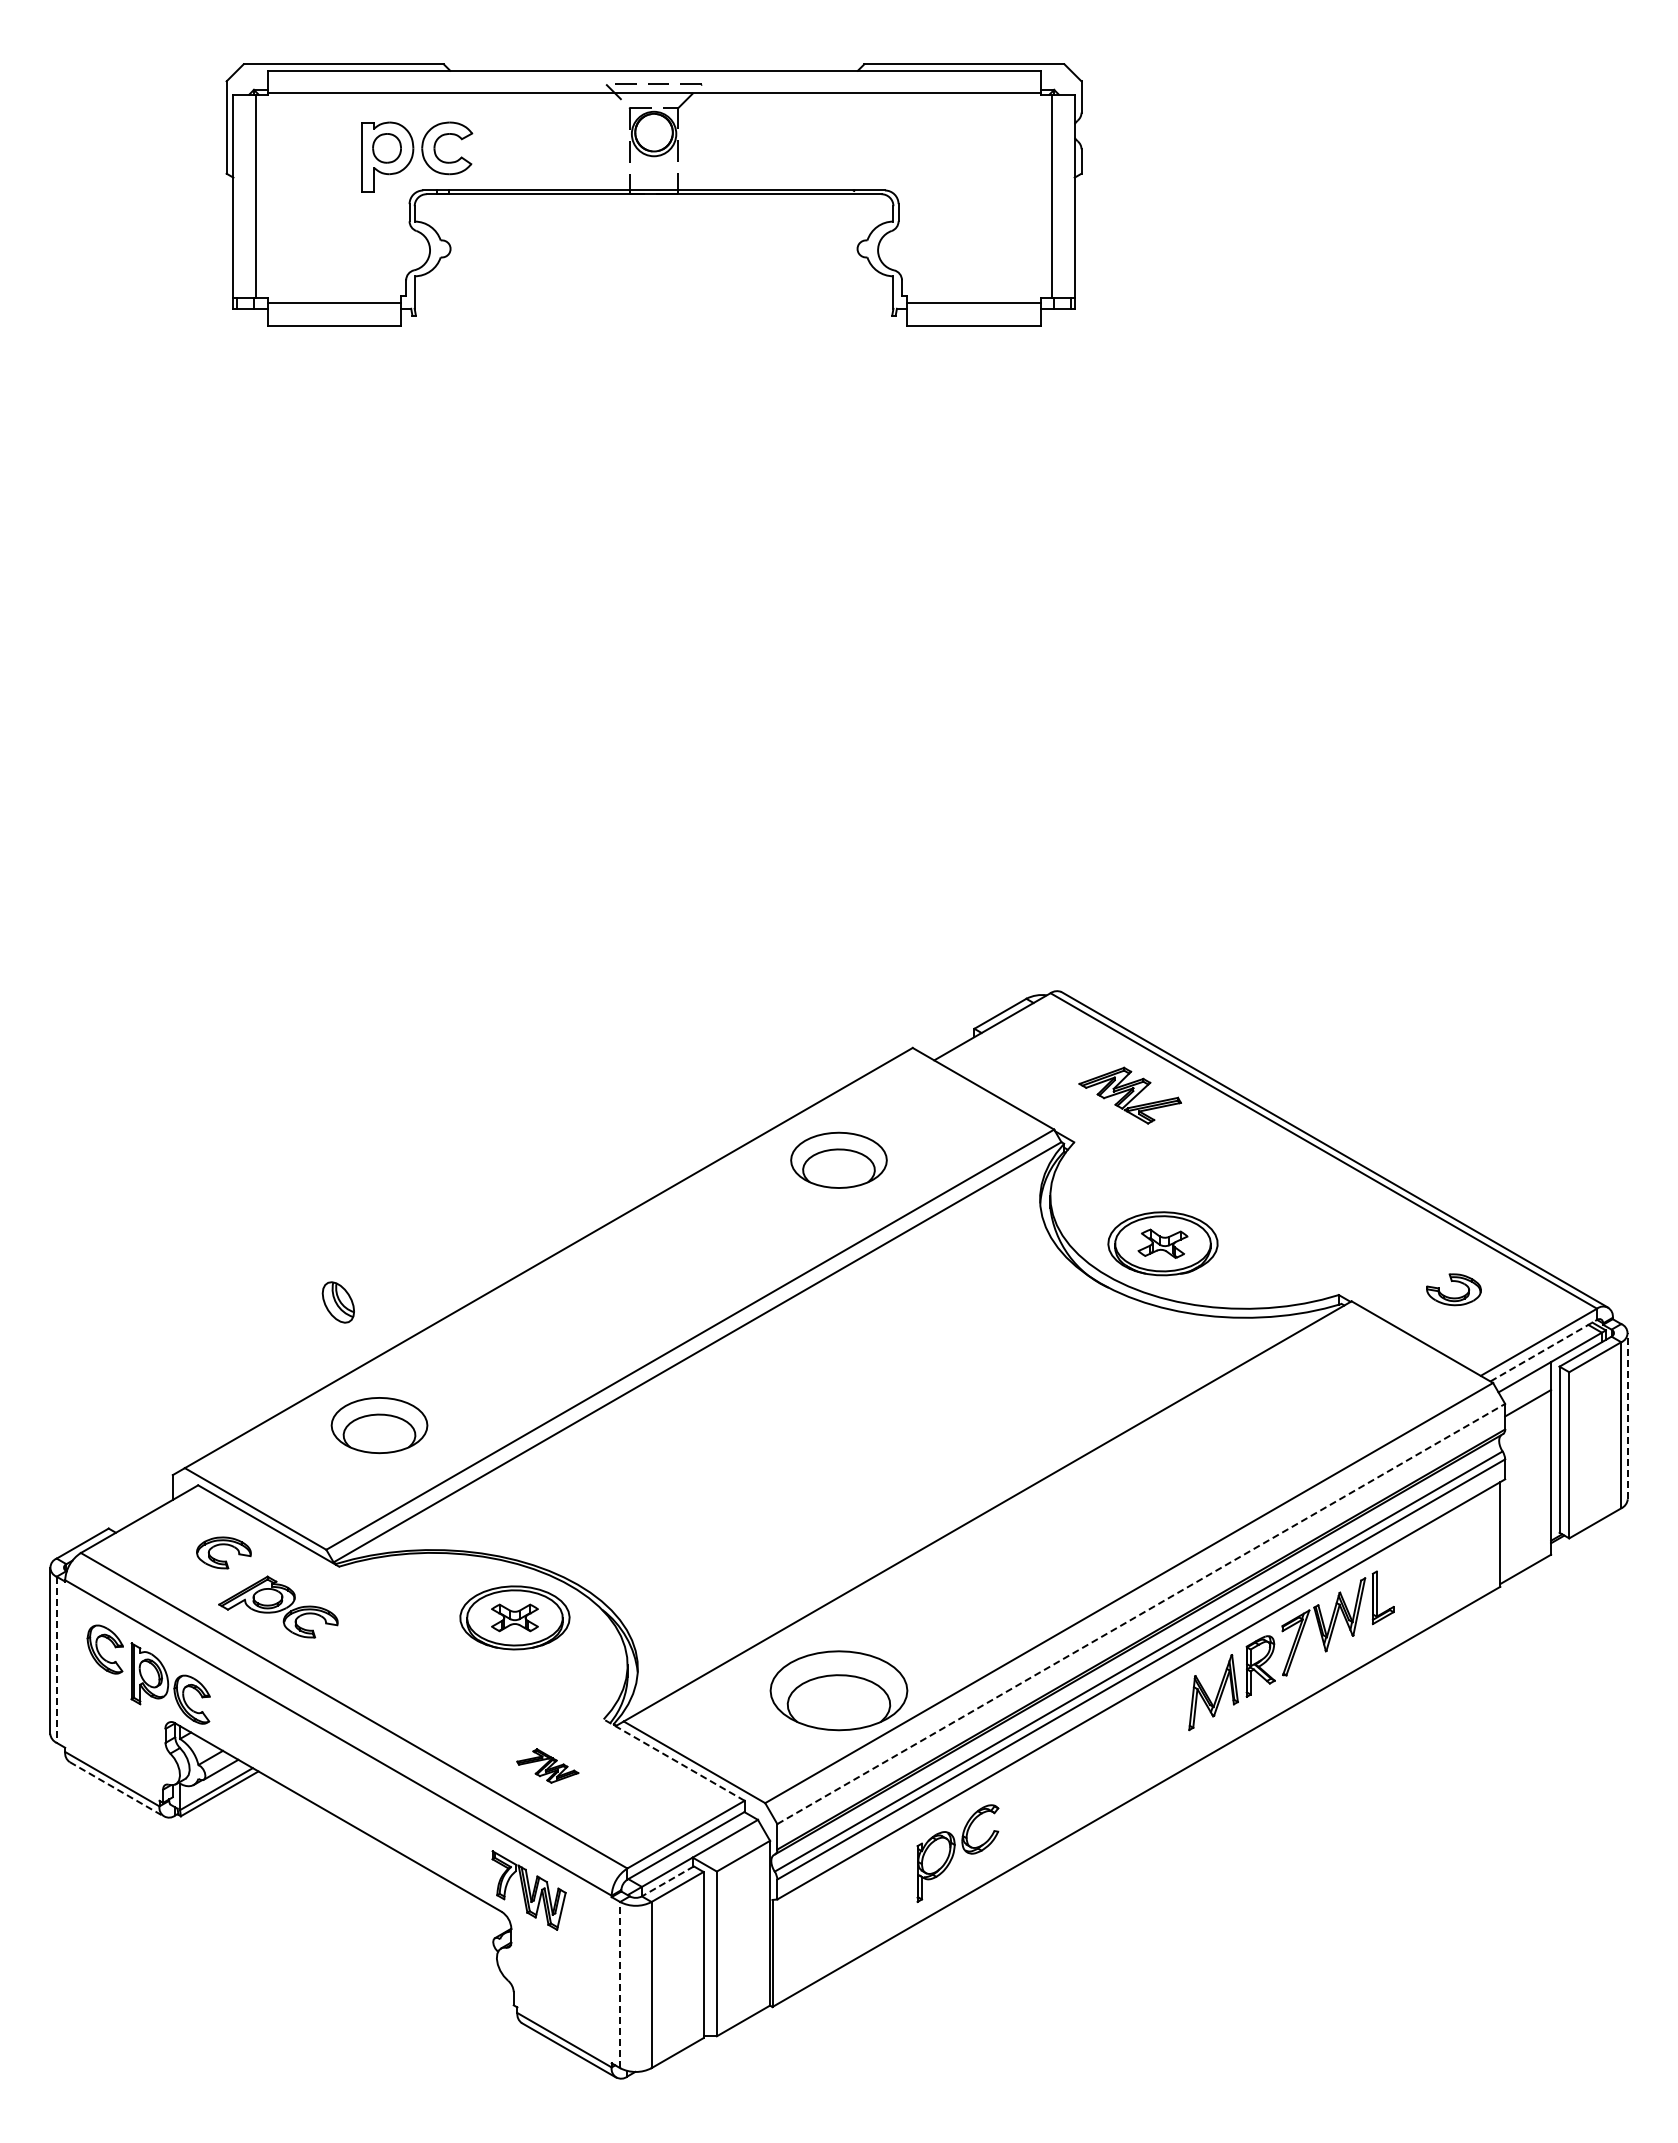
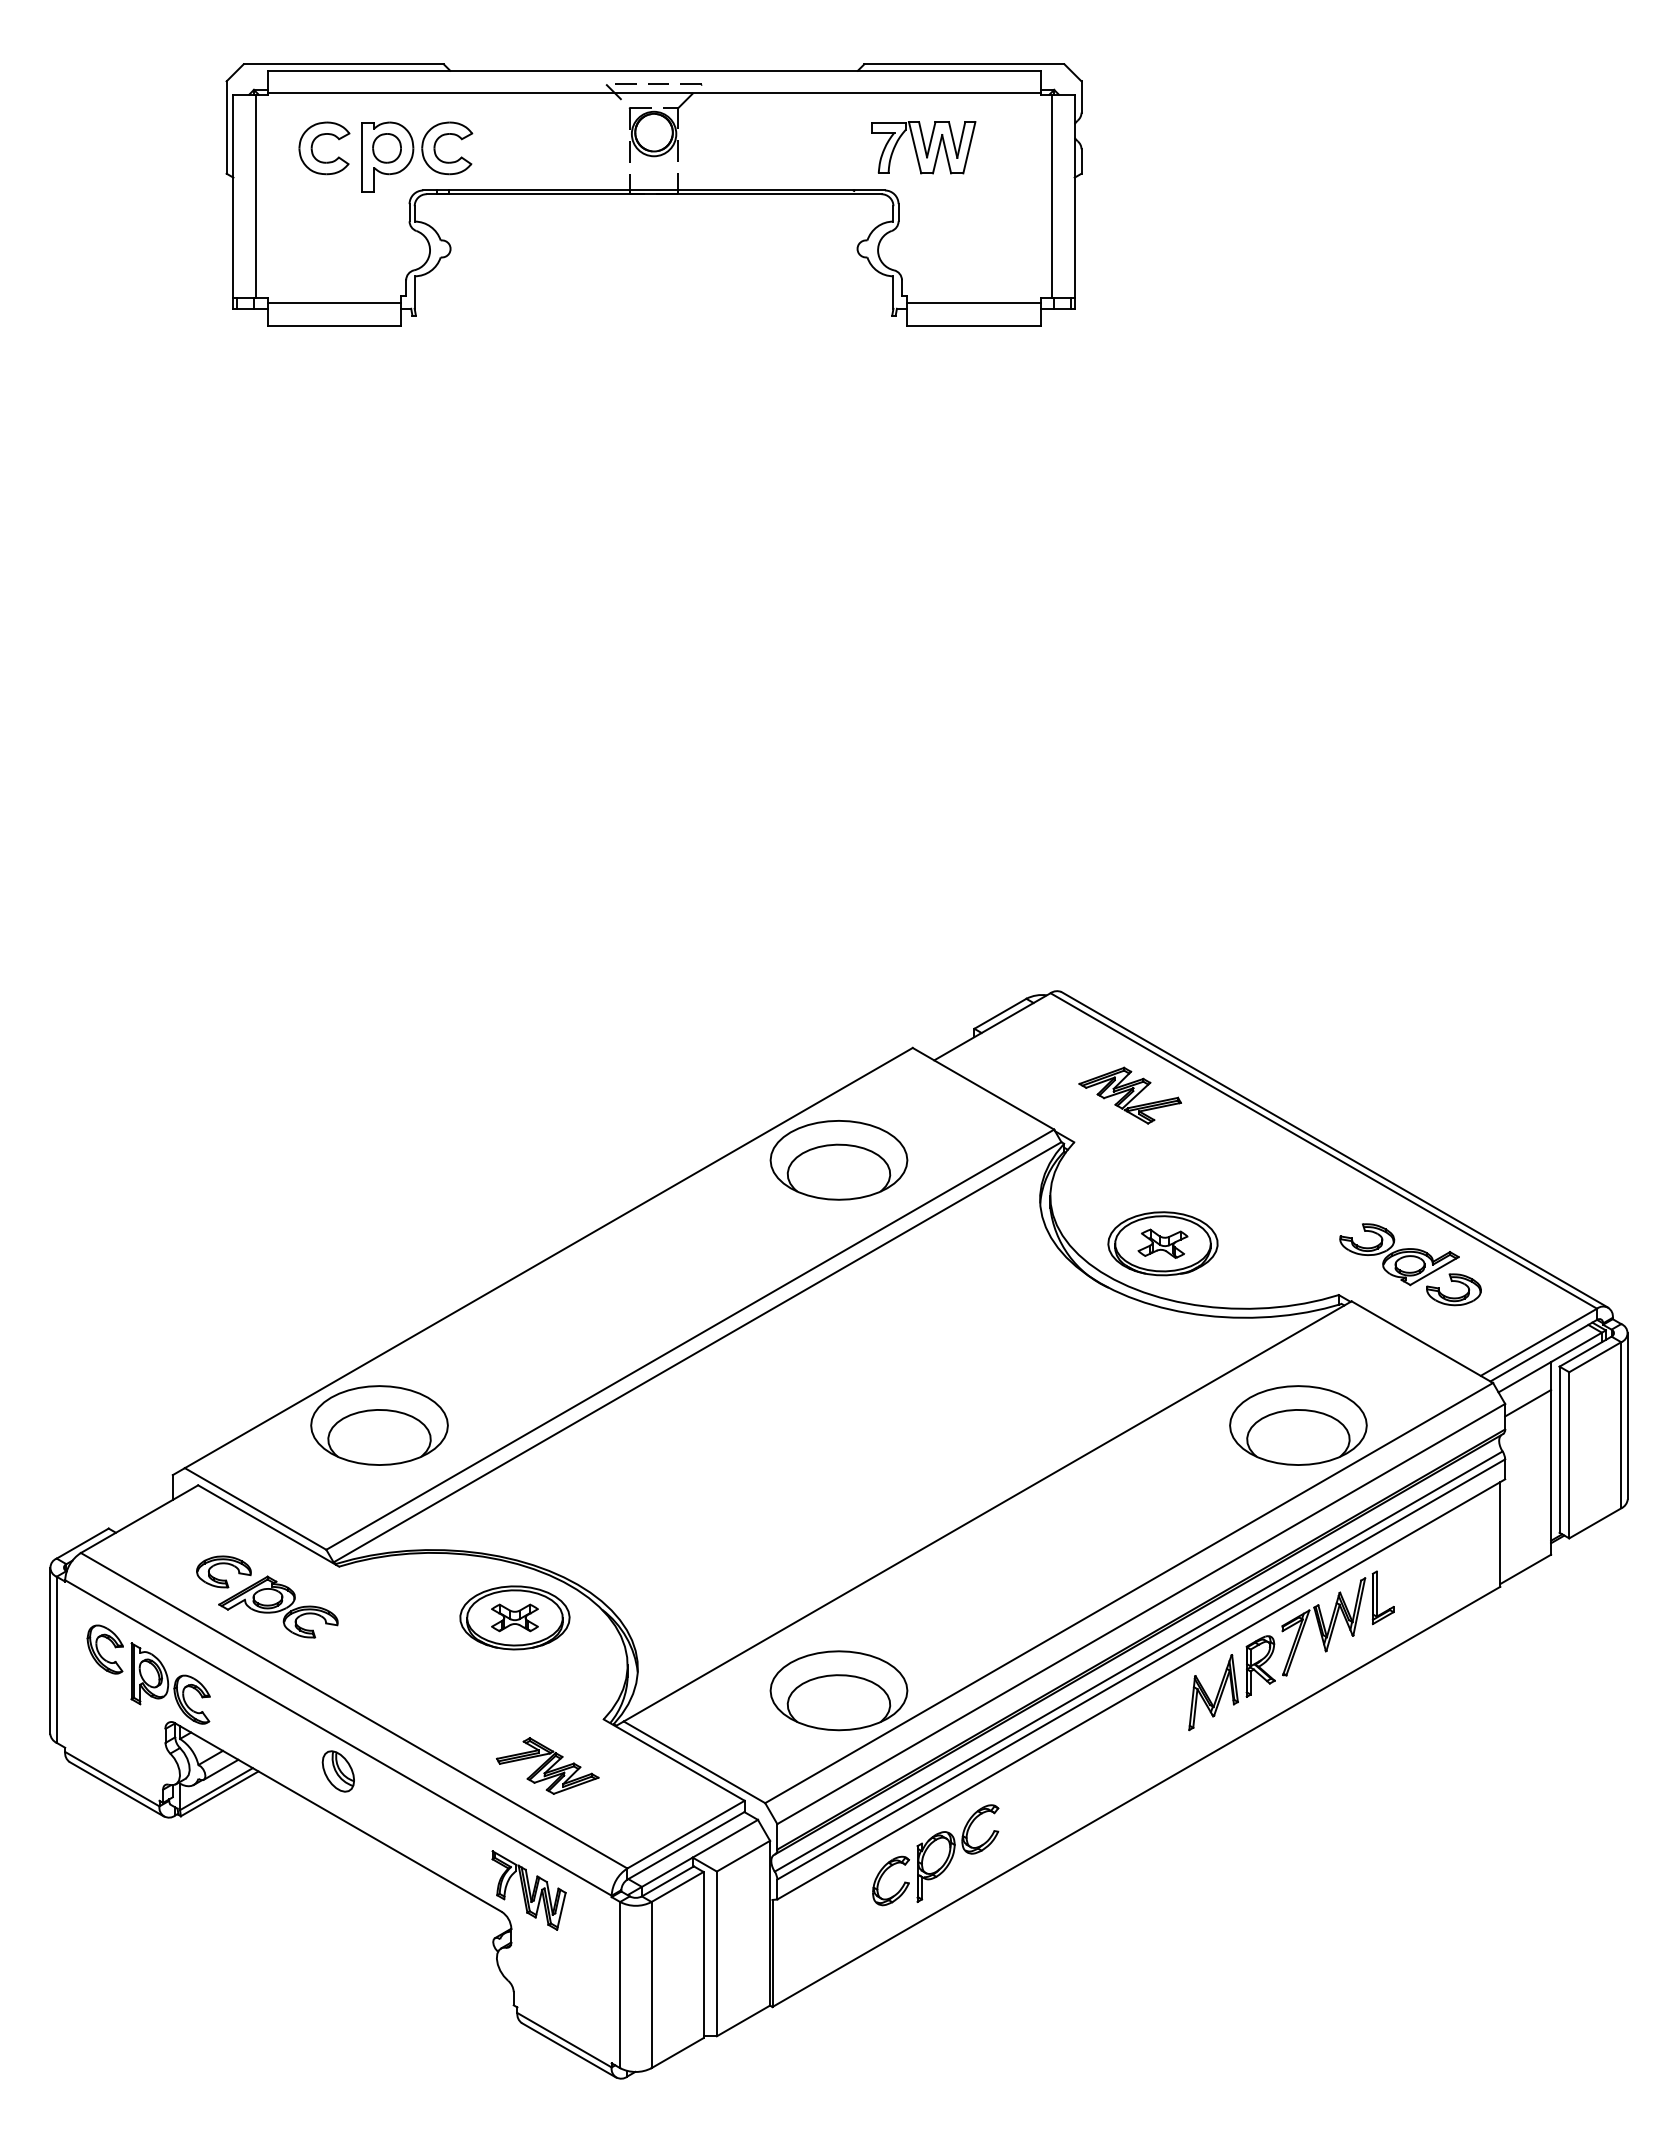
part: none -> present (313, 144)
part: none -> present (923, 147)
part size: 98x58 px -> 140x81 px (838, 1160)
part: none -> present (1399, 1254)
part position: (337, 1302) -> (337, 1771) (337, 1771)
line: dashed -> solid (1543, 1350)
line: dashed -> solid (1627, 1415)
part size: 99x58 px -> 139x81 px (379, 1425)
part: none -> present (1298, 1425)
part position: (223, 1545) -> (223, 1564) (223, 1564)
line: dashed -> solid (1141, 1613)
line: dashed -> solid (56, 1660)
line: dashed -> solid (673, 1759)
part size: 64x36 px -> 104x58 px (547, 1765)
line: dashed -> solid (117, 1789)
part: none -> present (882, 1876)
line: dashed -> solid (667, 1881)
line: dashed -> solid (620, 1984)
